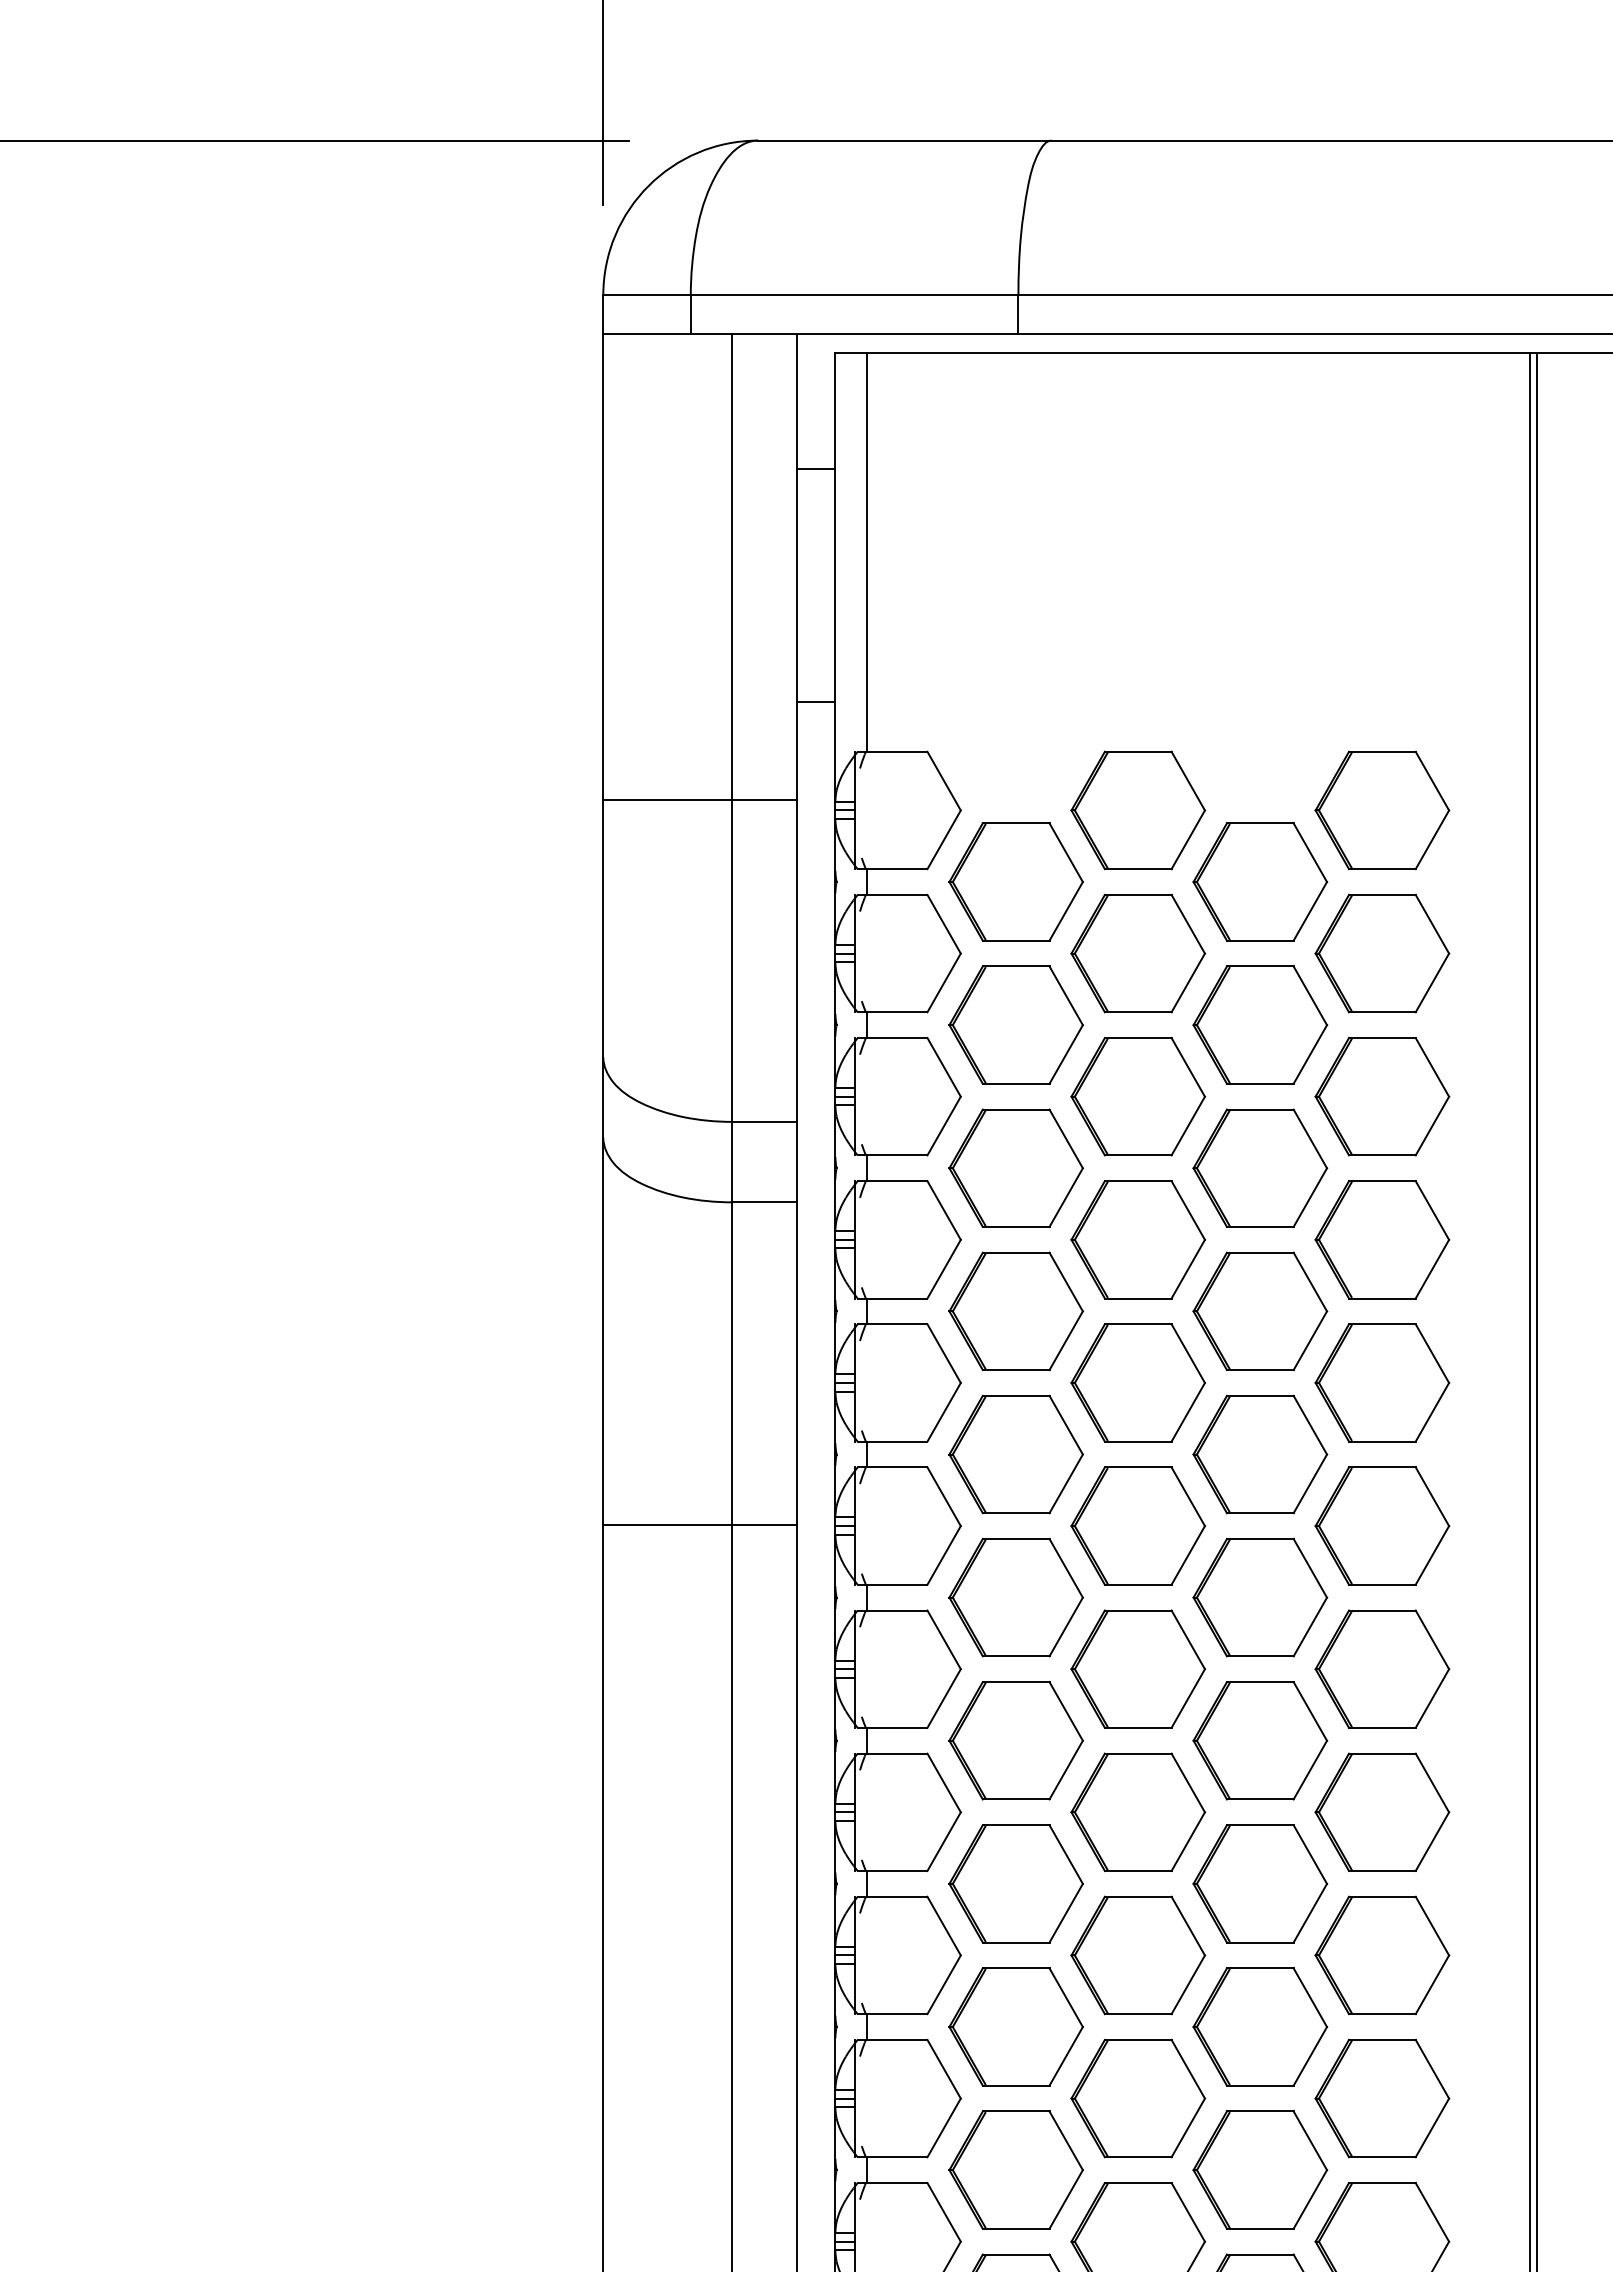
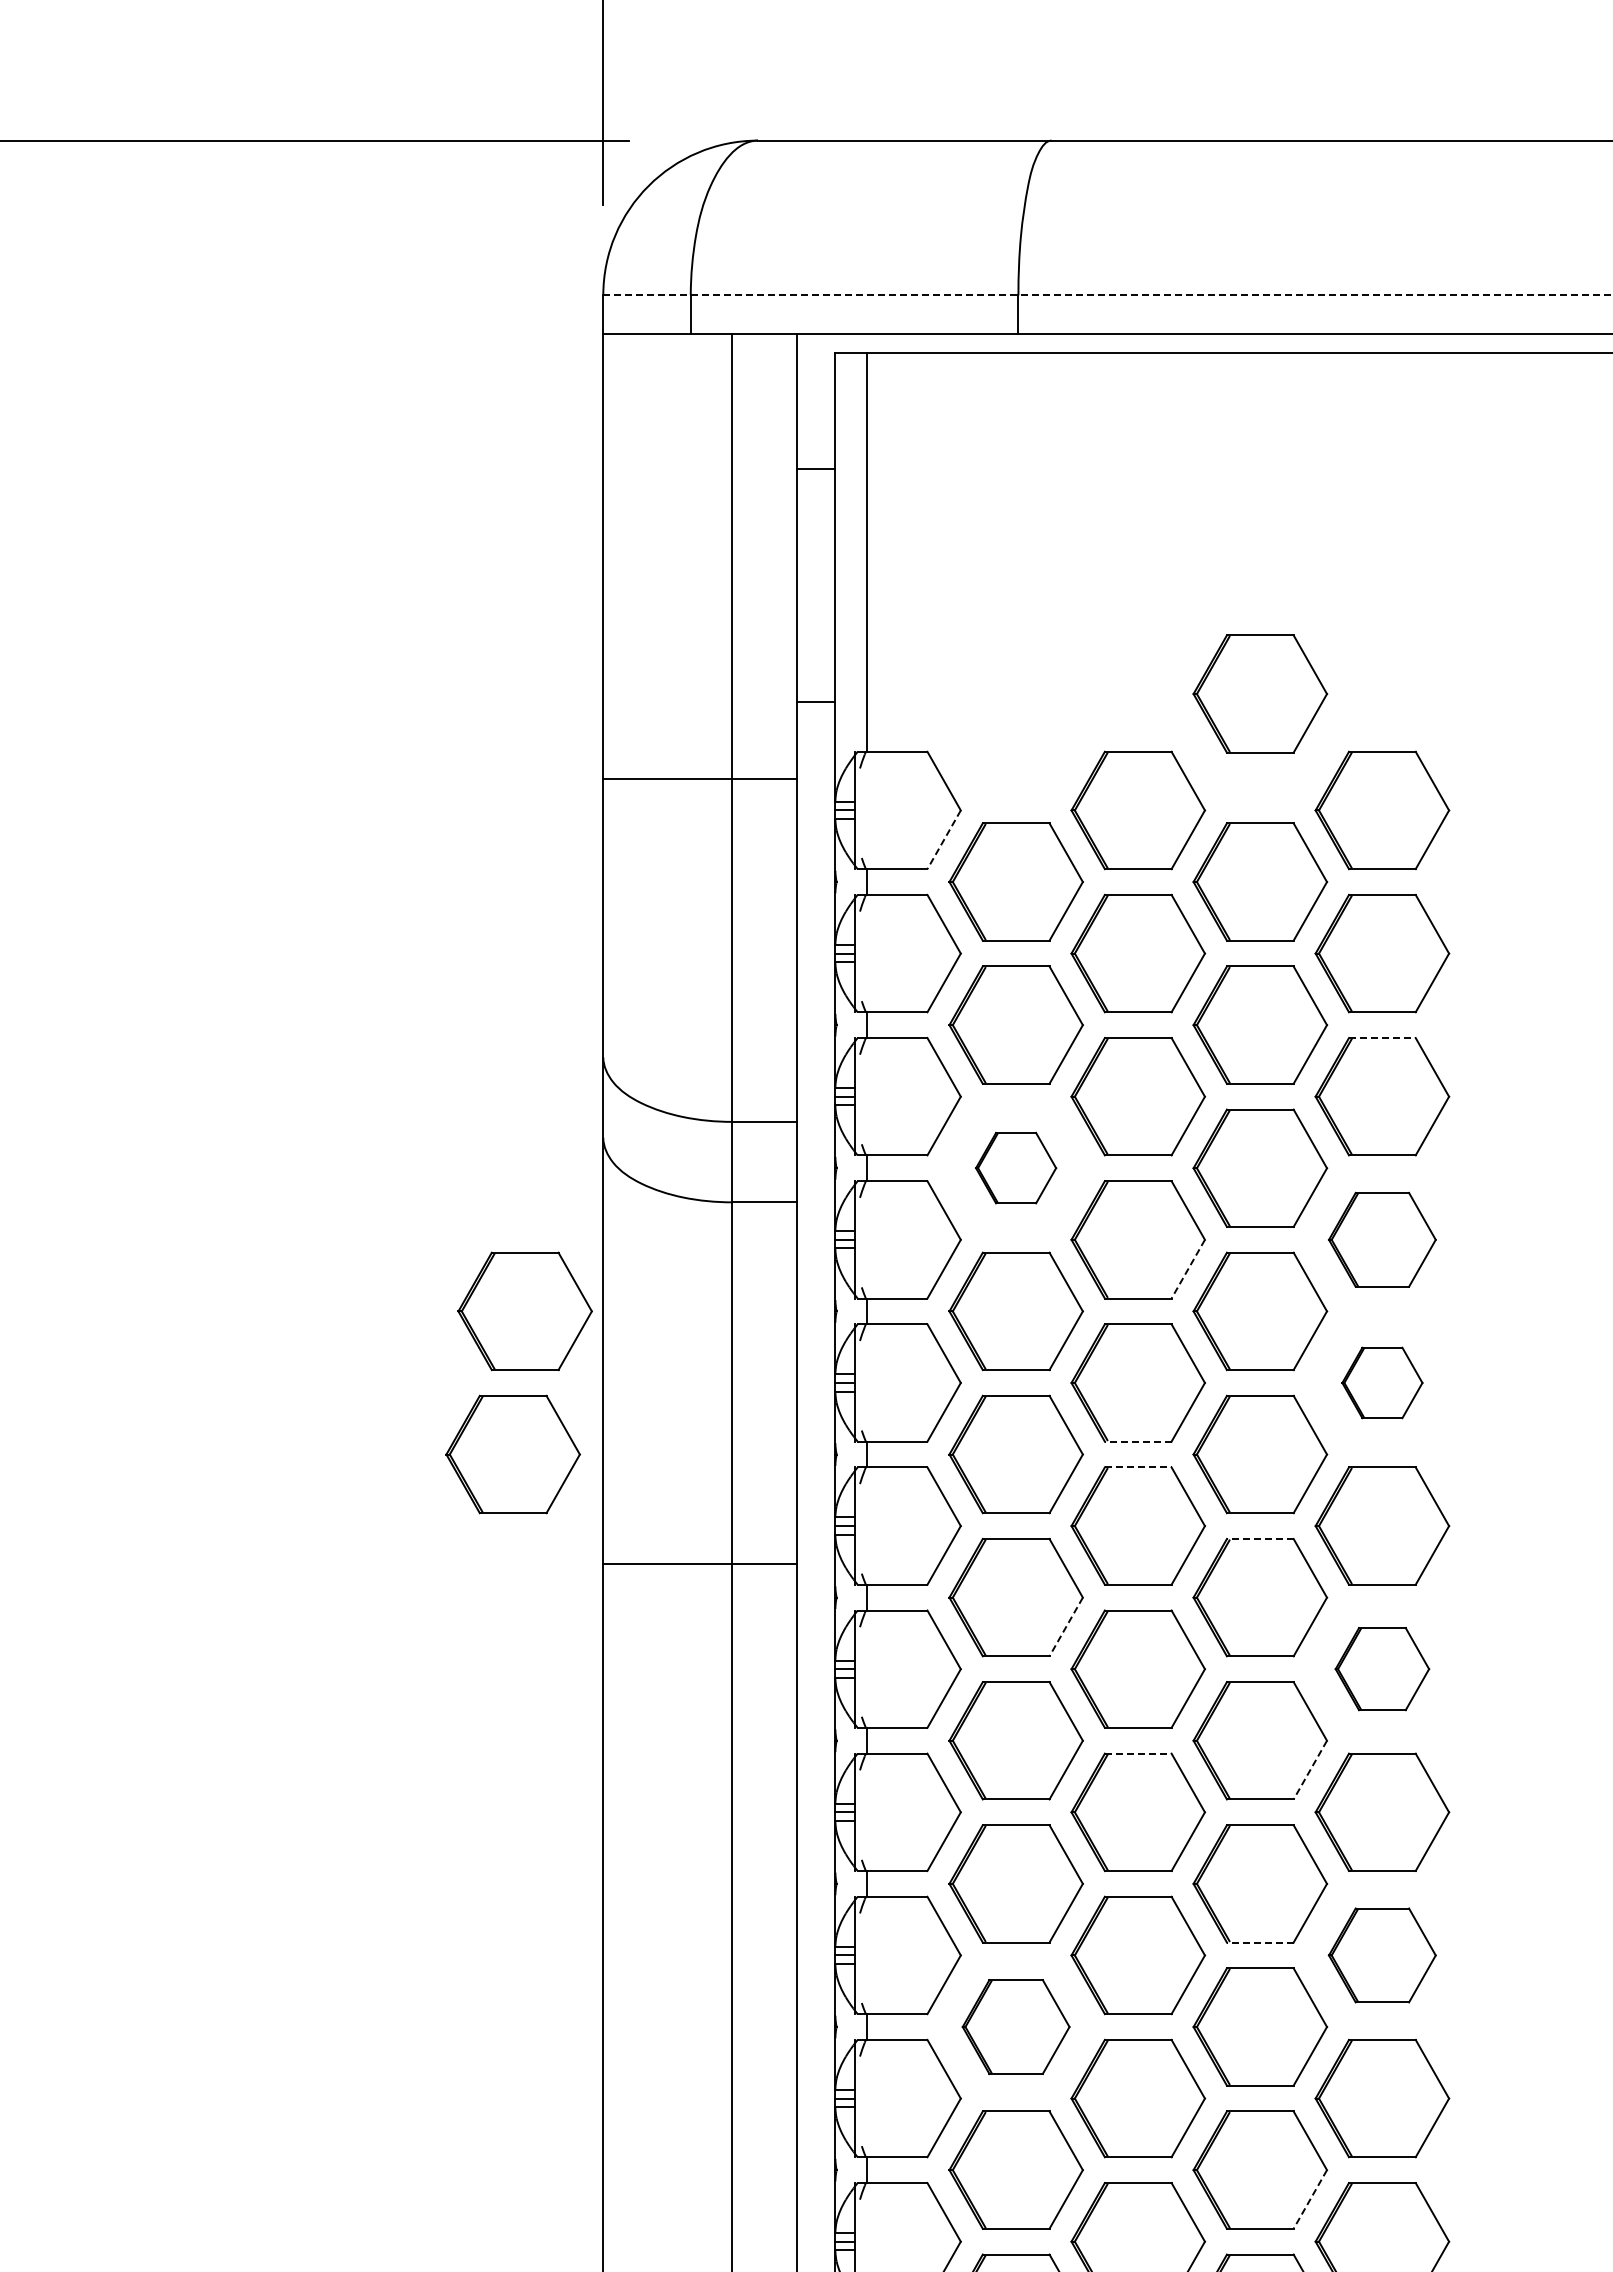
line: solid -> dashed (1108, 295)
part: none -> present (1260, 693)
line position: (699, 799) -> (699, 778) (699, 778)
line: solid -> dashed (944, 839)
line: solid -> dashed (1382, 1038)
part size: 136x120 px -> 83x74 px (1016, 1167)
part size: 137x120 px -> 109x97 px (1382, 1239)
line: solid -> dashed (1188, 1269)
line: present -> none (1530, 1310)
line: present -> none (1537, 1310)
part: none -> present (524, 1311)
part size: 137x120 px -> 83x74 px (1382, 1382)
line: solid -> dashed (1137, 1441)
part: none -> present (512, 1454)
line: solid -> dashed (1138, 1467)
line position: (699, 1524) -> (699, 1563) (699, 1563)
line: solid -> dashed (1259, 1538)
line: solid -> dashed (1066, 1626)
part size: 137x120 px -> 97x85 px (1382, 1669)
line: solid -> dashed (1138, 1753)
line: solid -> dashed (1310, 1770)
line: solid -> dashed (1259, 1942)
part size: 137x121 px -> 110x97 px (1381, 1955)
part size: 136x120 px -> 110x96 px (1015, 2026)
line: solid -> dashed (1310, 2199)
